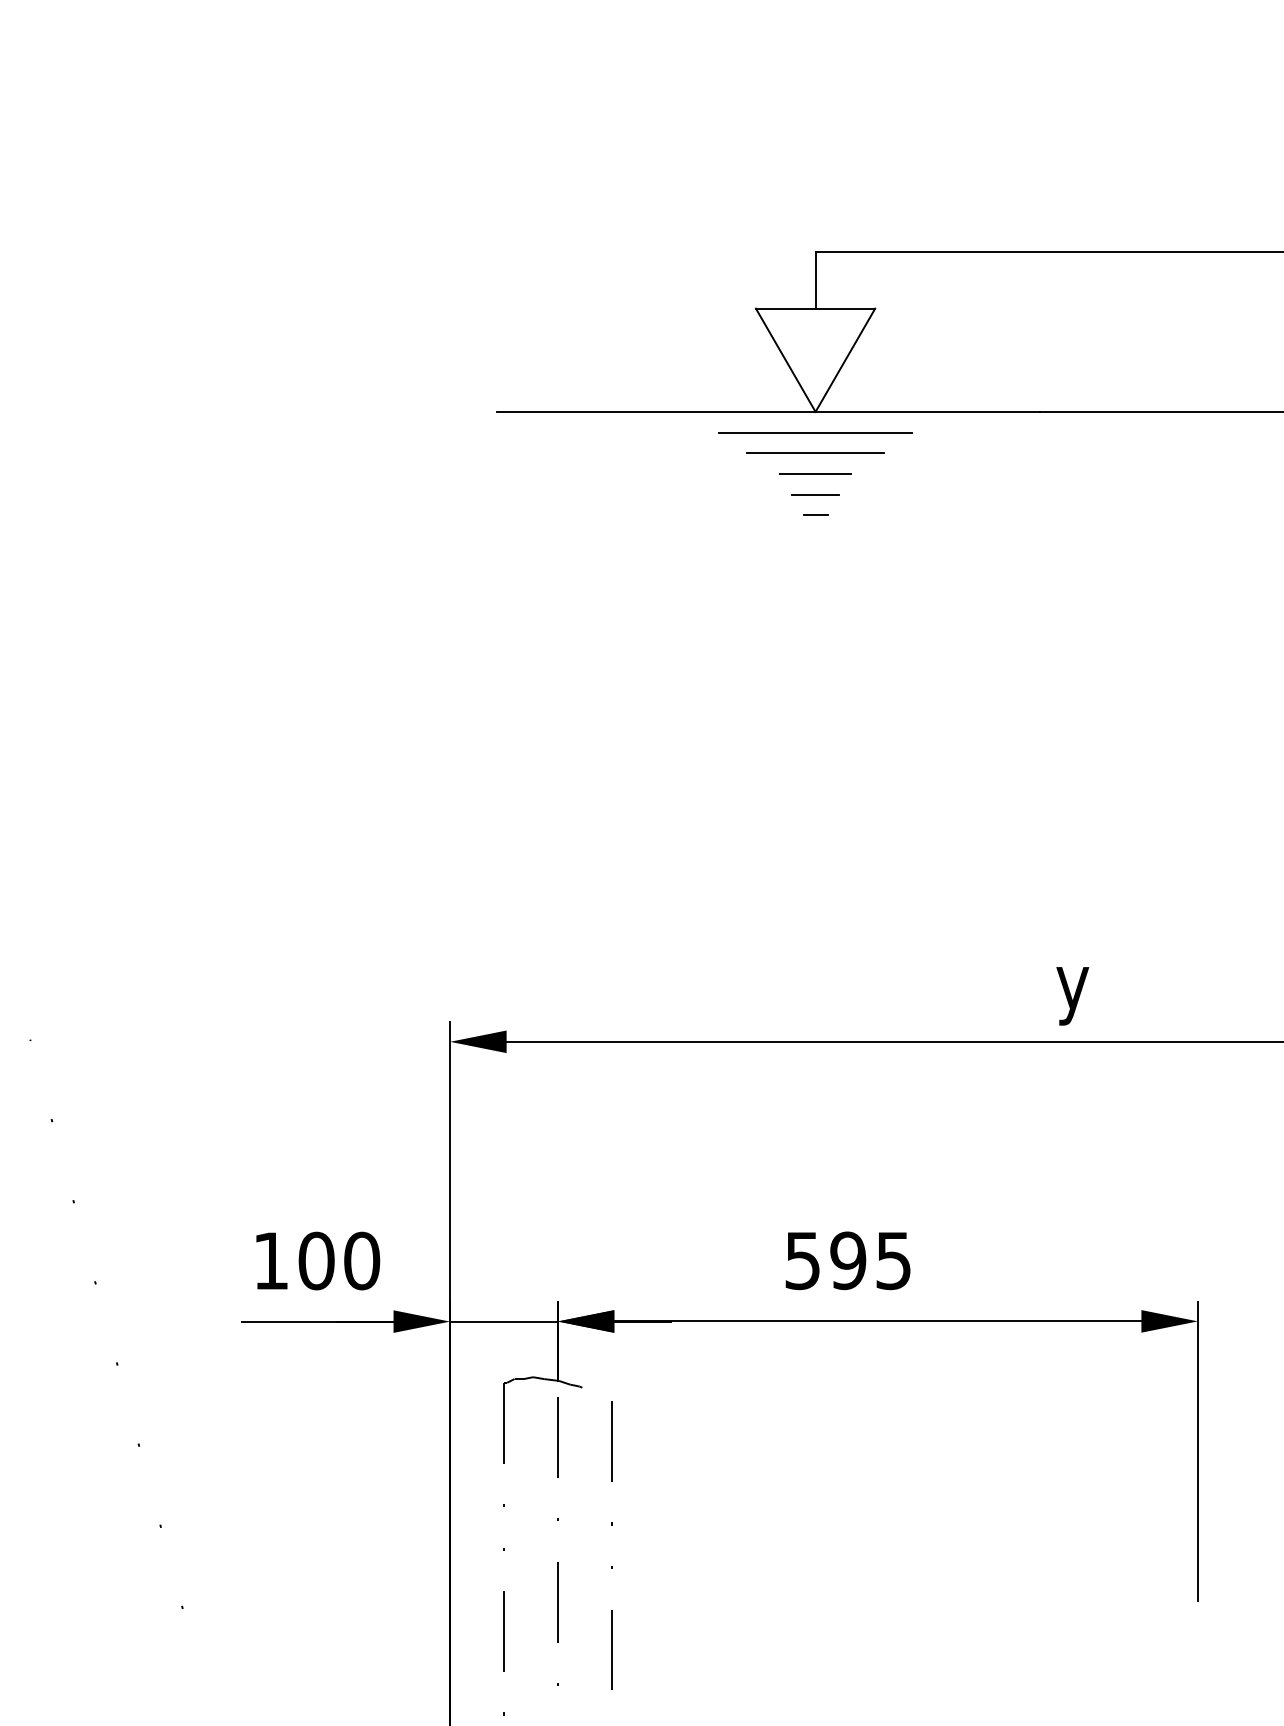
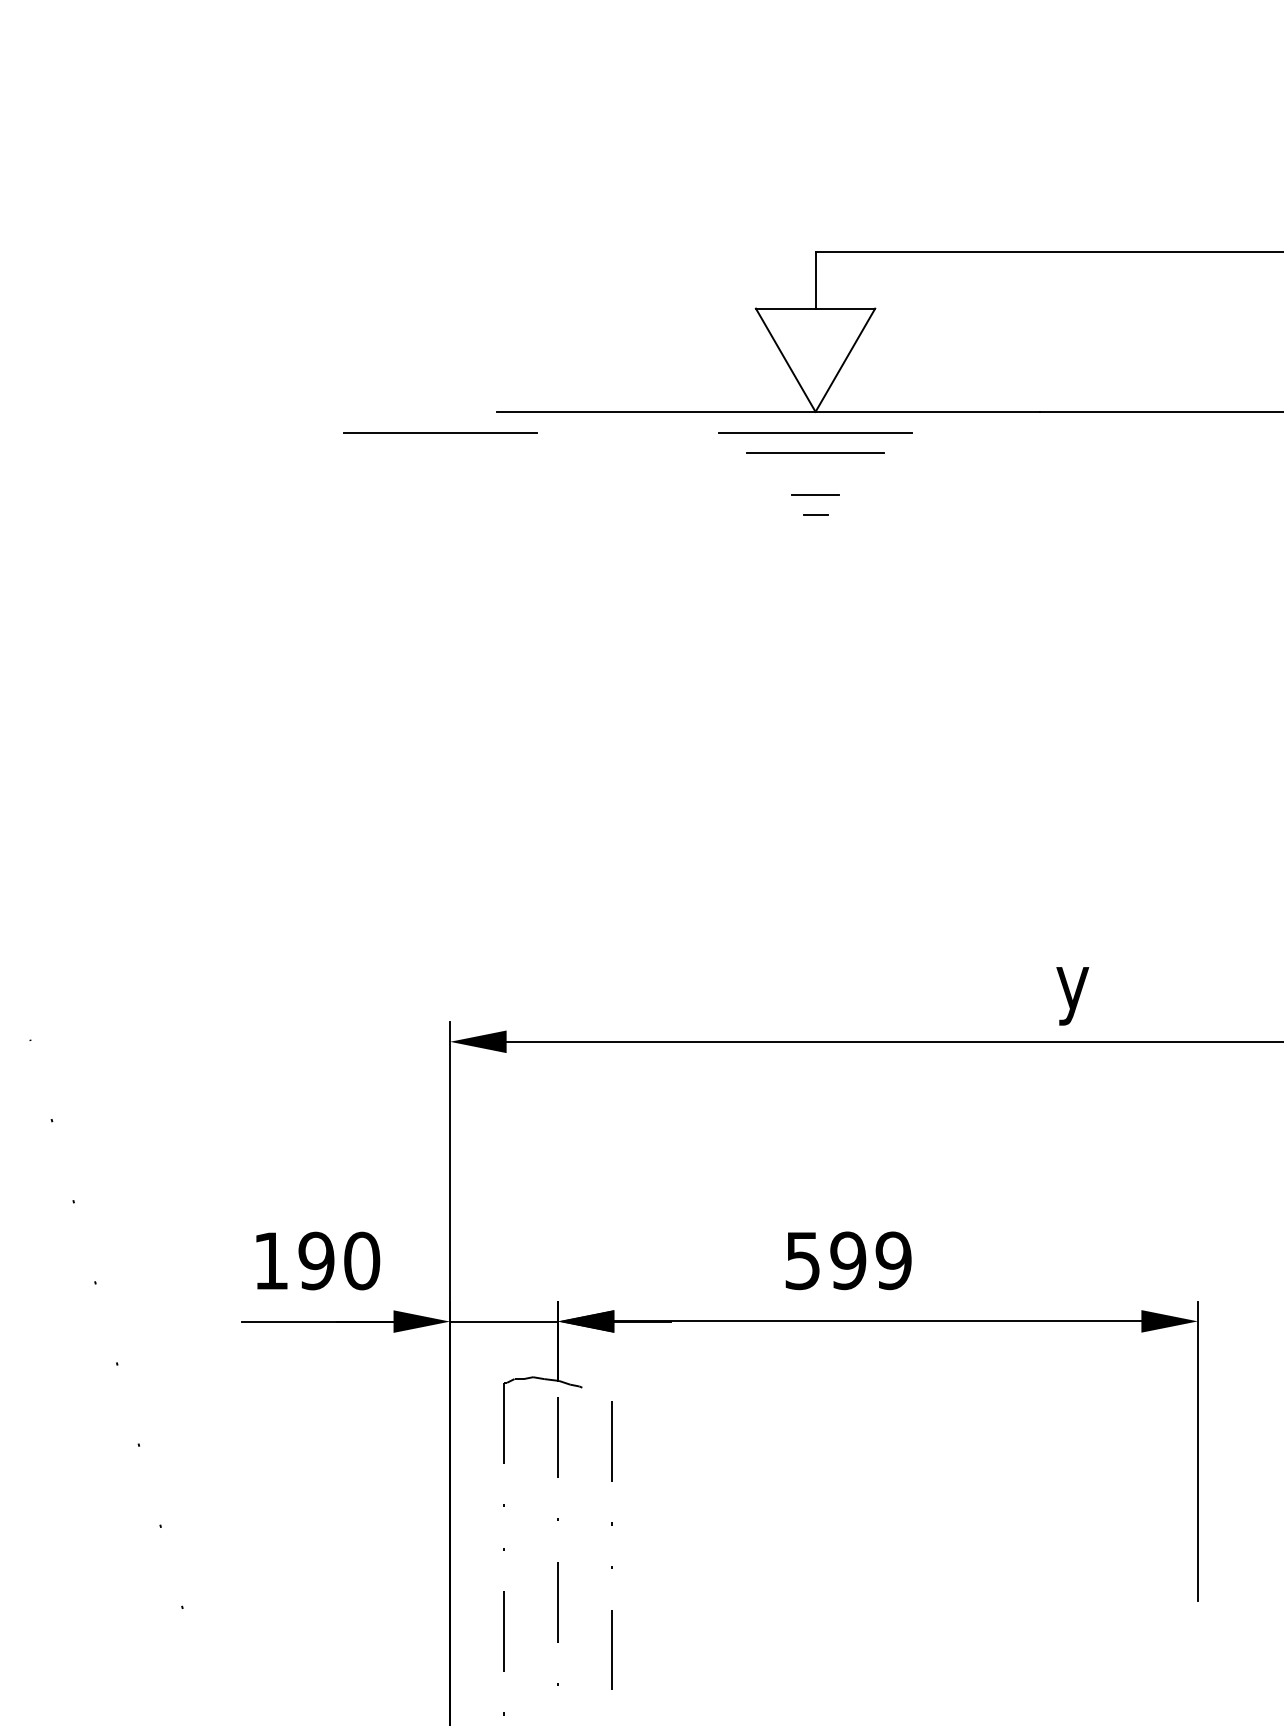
line: none -> present (440, 432)
line: present -> none (815, 473)
text: 100 -> 190 (316, 1260)
text: 595 -> 599 (893, 1260)
